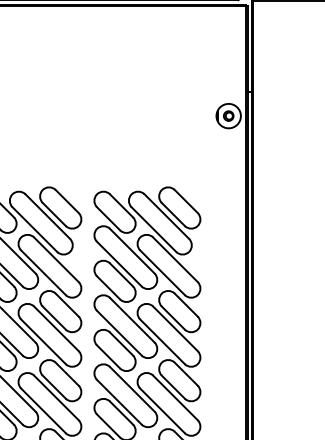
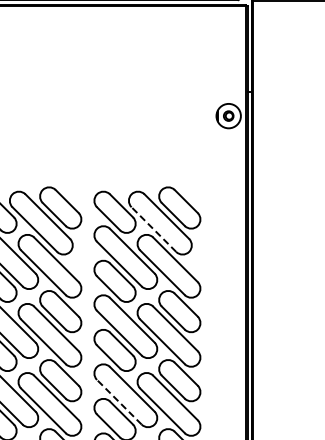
line: solid -> dashed (153, 229)
line: solid -> dashed (119, 402)
